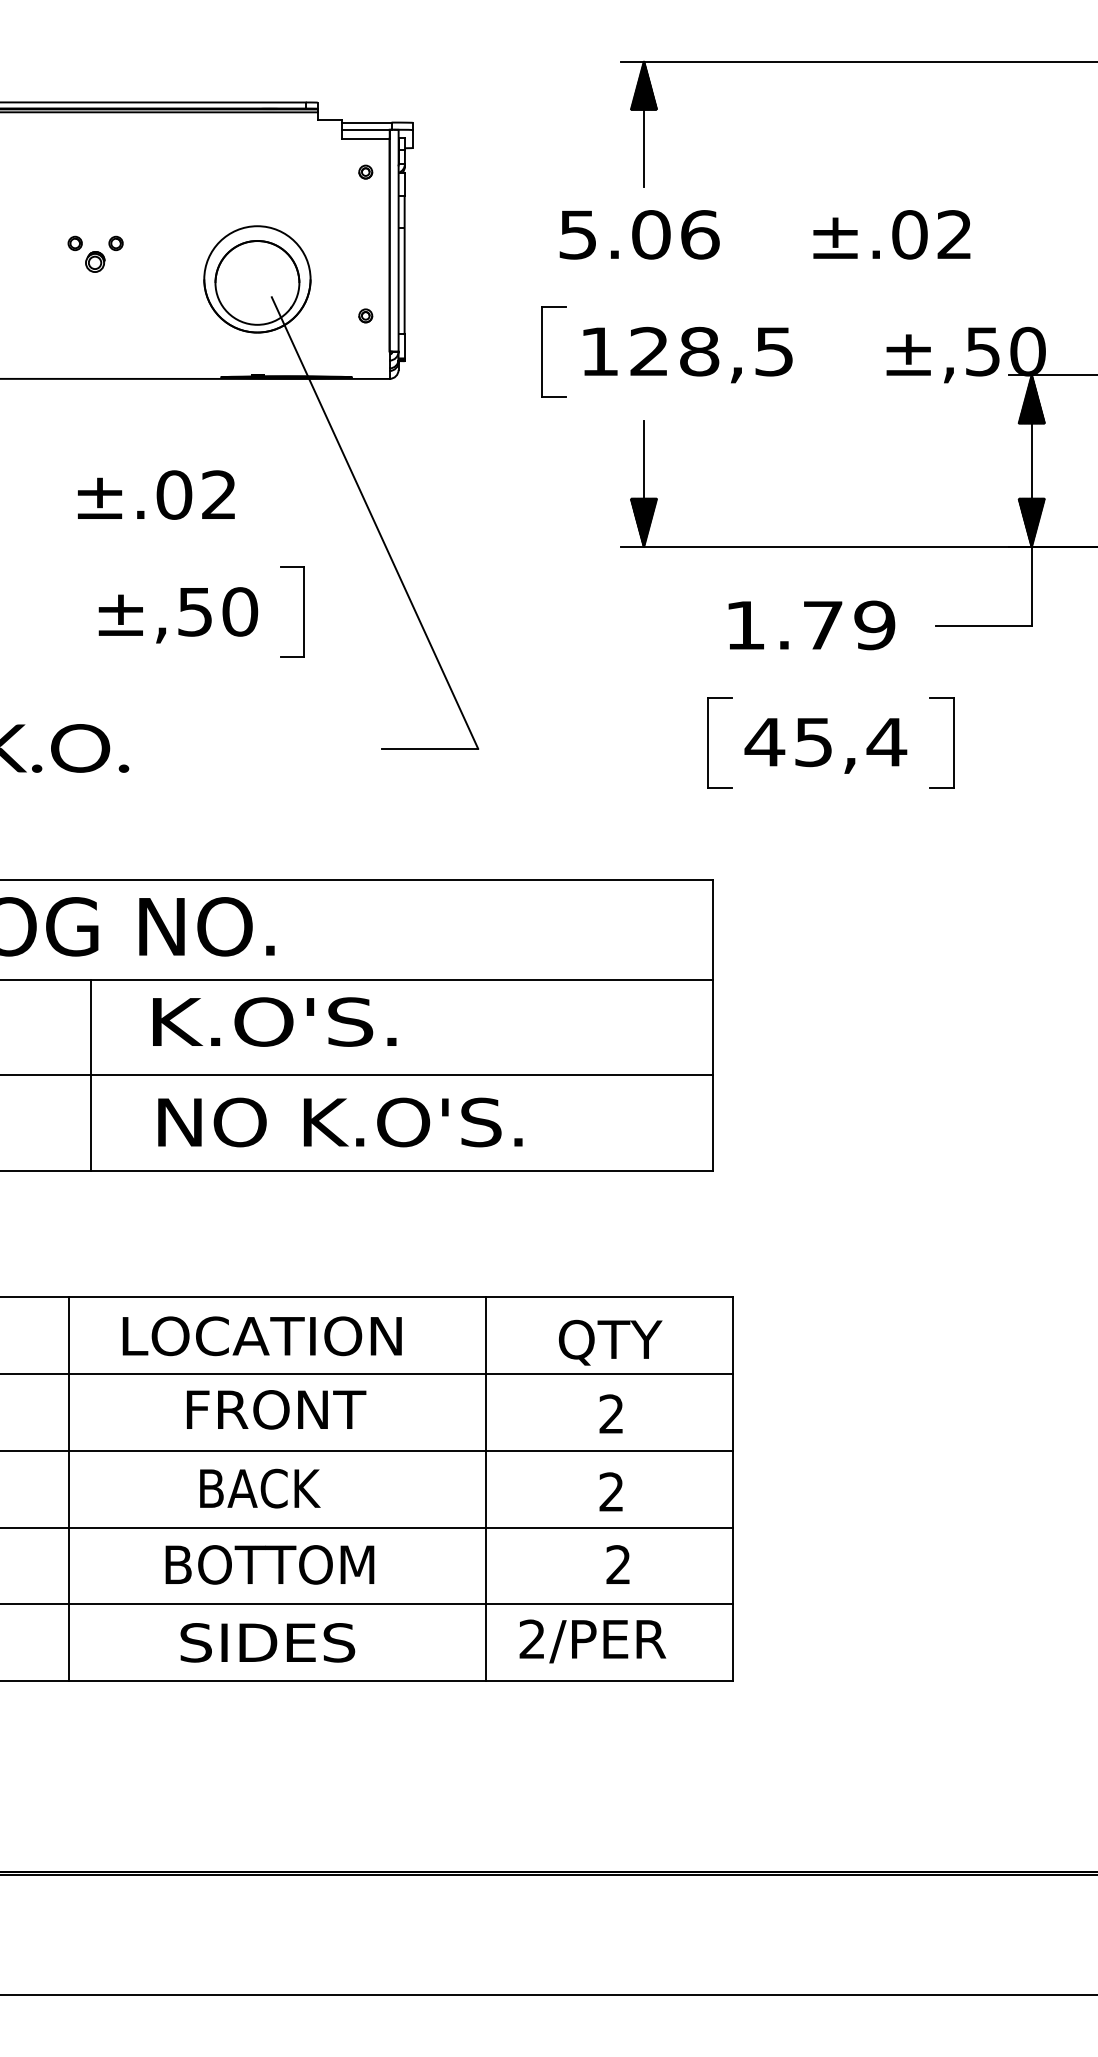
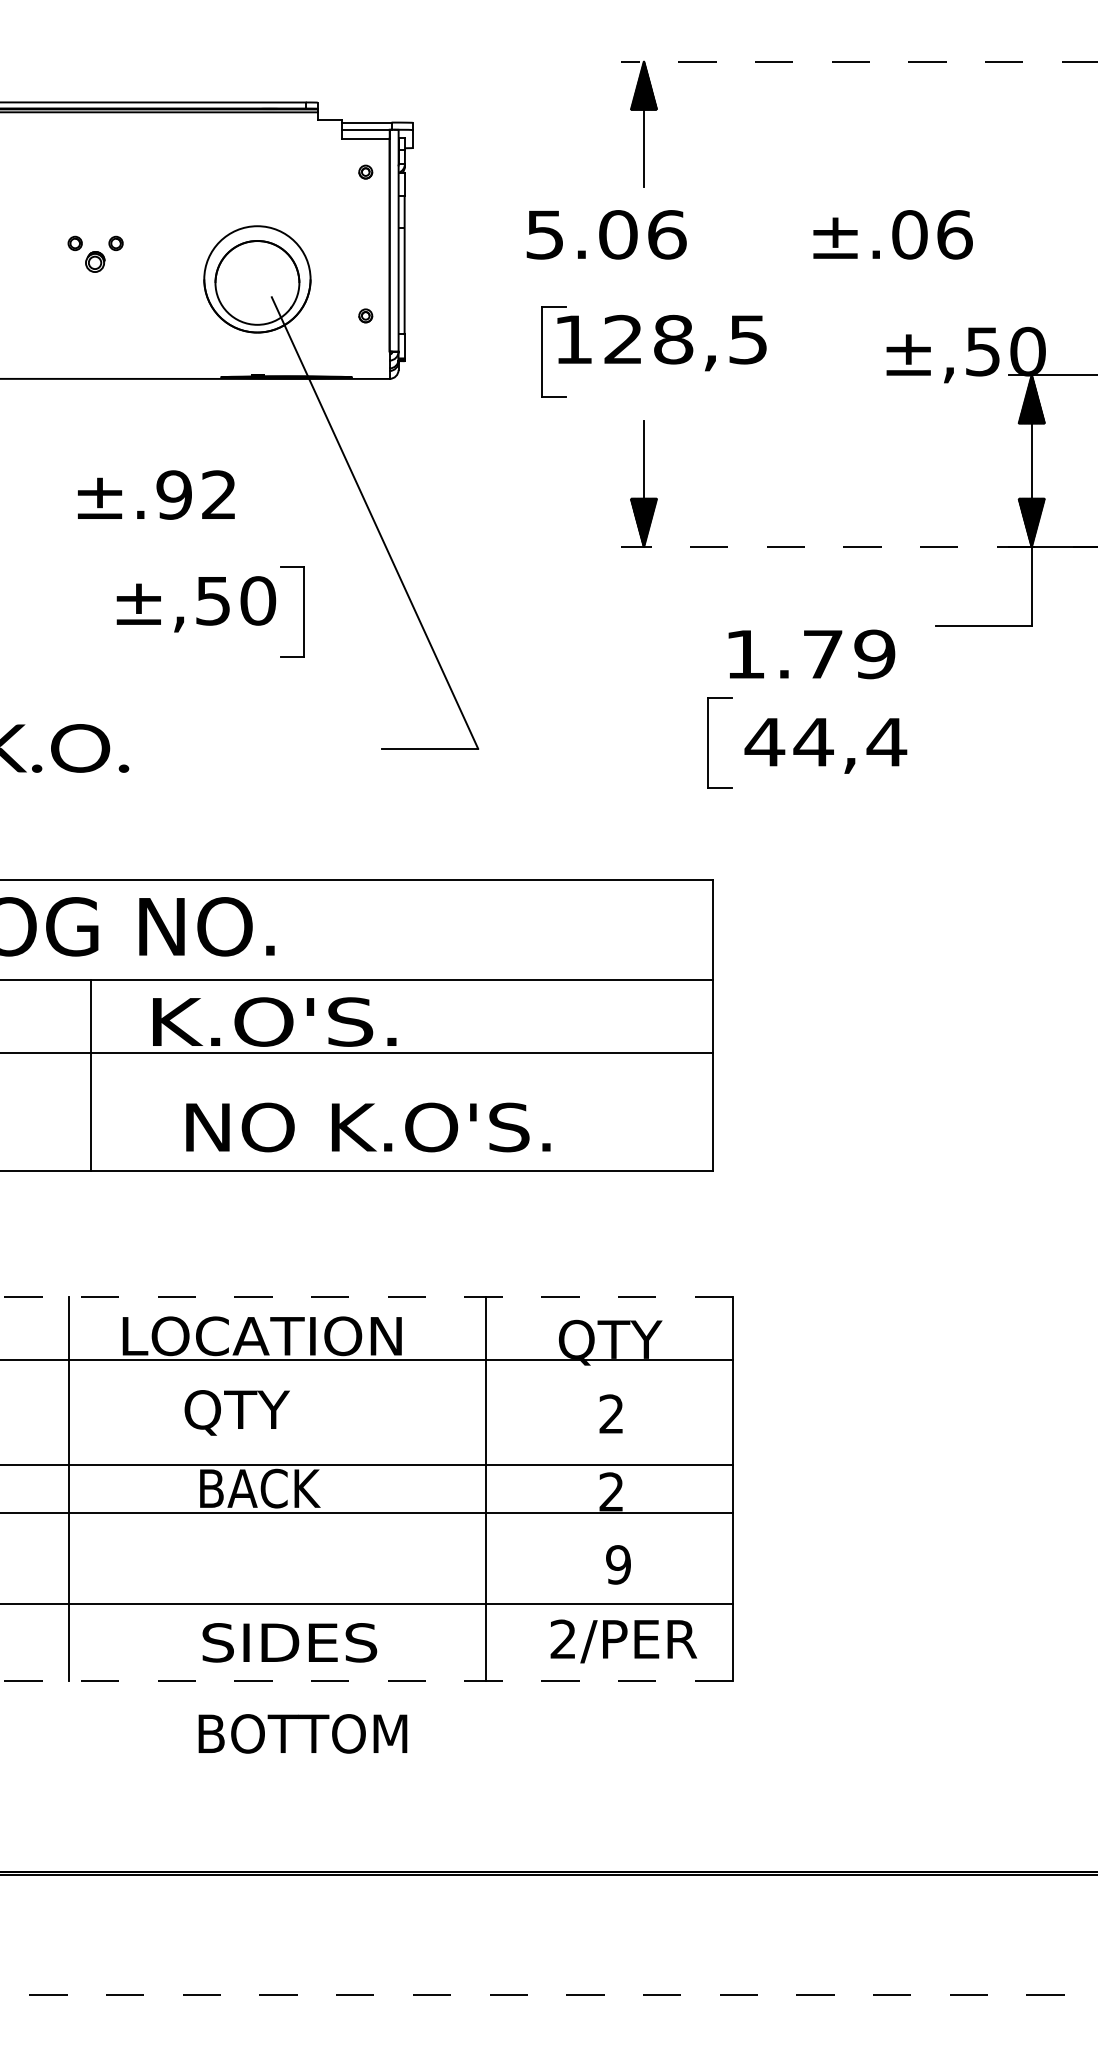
line: solid -> dashed (858, 61)
text position: (639, 234) -> (606, 234) (606, 234)
text: ±.02 -> ±.06 (954, 234)
text position: (687, 354) -> (661, 342) (661, 342)
text: ±.02 -> ±.92 (174, 494)
line: solid -> dashed (858, 546)
text position: (178, 615) -> (196, 604) (196, 604)
text position: (811, 625) -> (811, 654) (811, 654)
text: 45,4 -> 44,4 (813, 742)
part: present -> none (953, 742)
line position: (357, 1075) -> (357, 1053) (357, 1053)
text position: (340, 1122) -> (368, 1127) (368, 1127)
line: solid -> dashed (366, 1297)
line position: (367, 1374) -> (367, 1360) (367, 1360)
text: FRONT -> QTY (275, 1412)
line position: (367, 1450) -> (367, 1464) (367, 1464)
line position: (367, 1527) -> (367, 1512) (367, 1512)
text position: (269, 1564) -> (302, 1733) (302, 1733)
text: 2 -> 9 (618, 1564)
text position: (592, 1641) -> (623, 1641) (623, 1641)
text position: (267, 1642) -> (289, 1642) (289, 1642)
line: solid -> dashed (366, 1680)
line: solid -> dashed (549, 1995)
